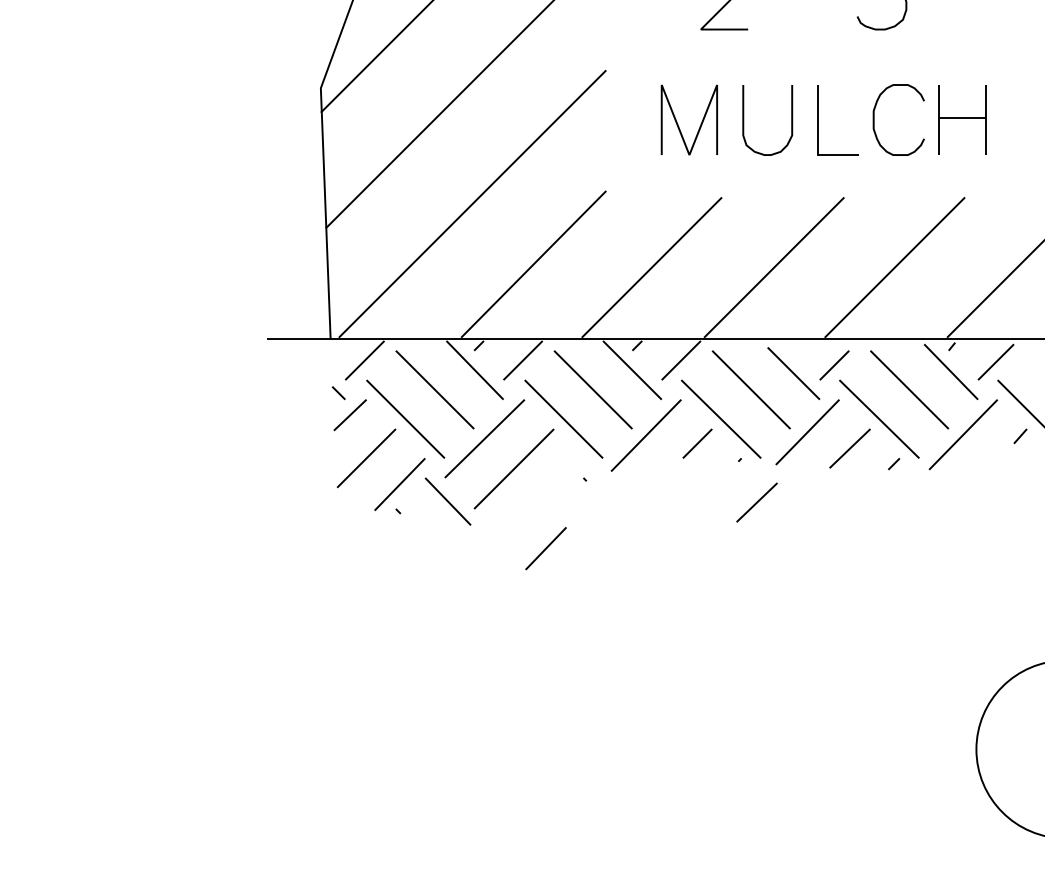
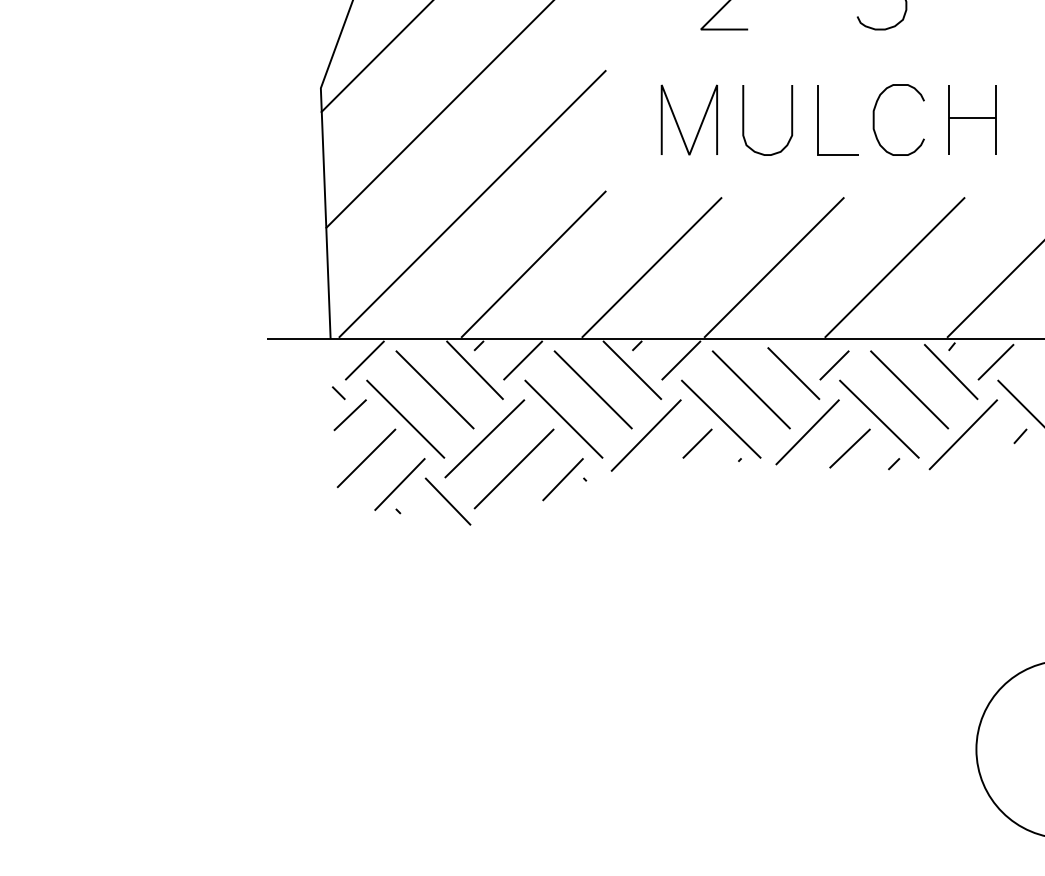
part position: (962, 119) -> (972, 119) (972, 119)
line: present -> none (756, 502)
line position: (545, 548) -> (562, 479) (562, 479)
